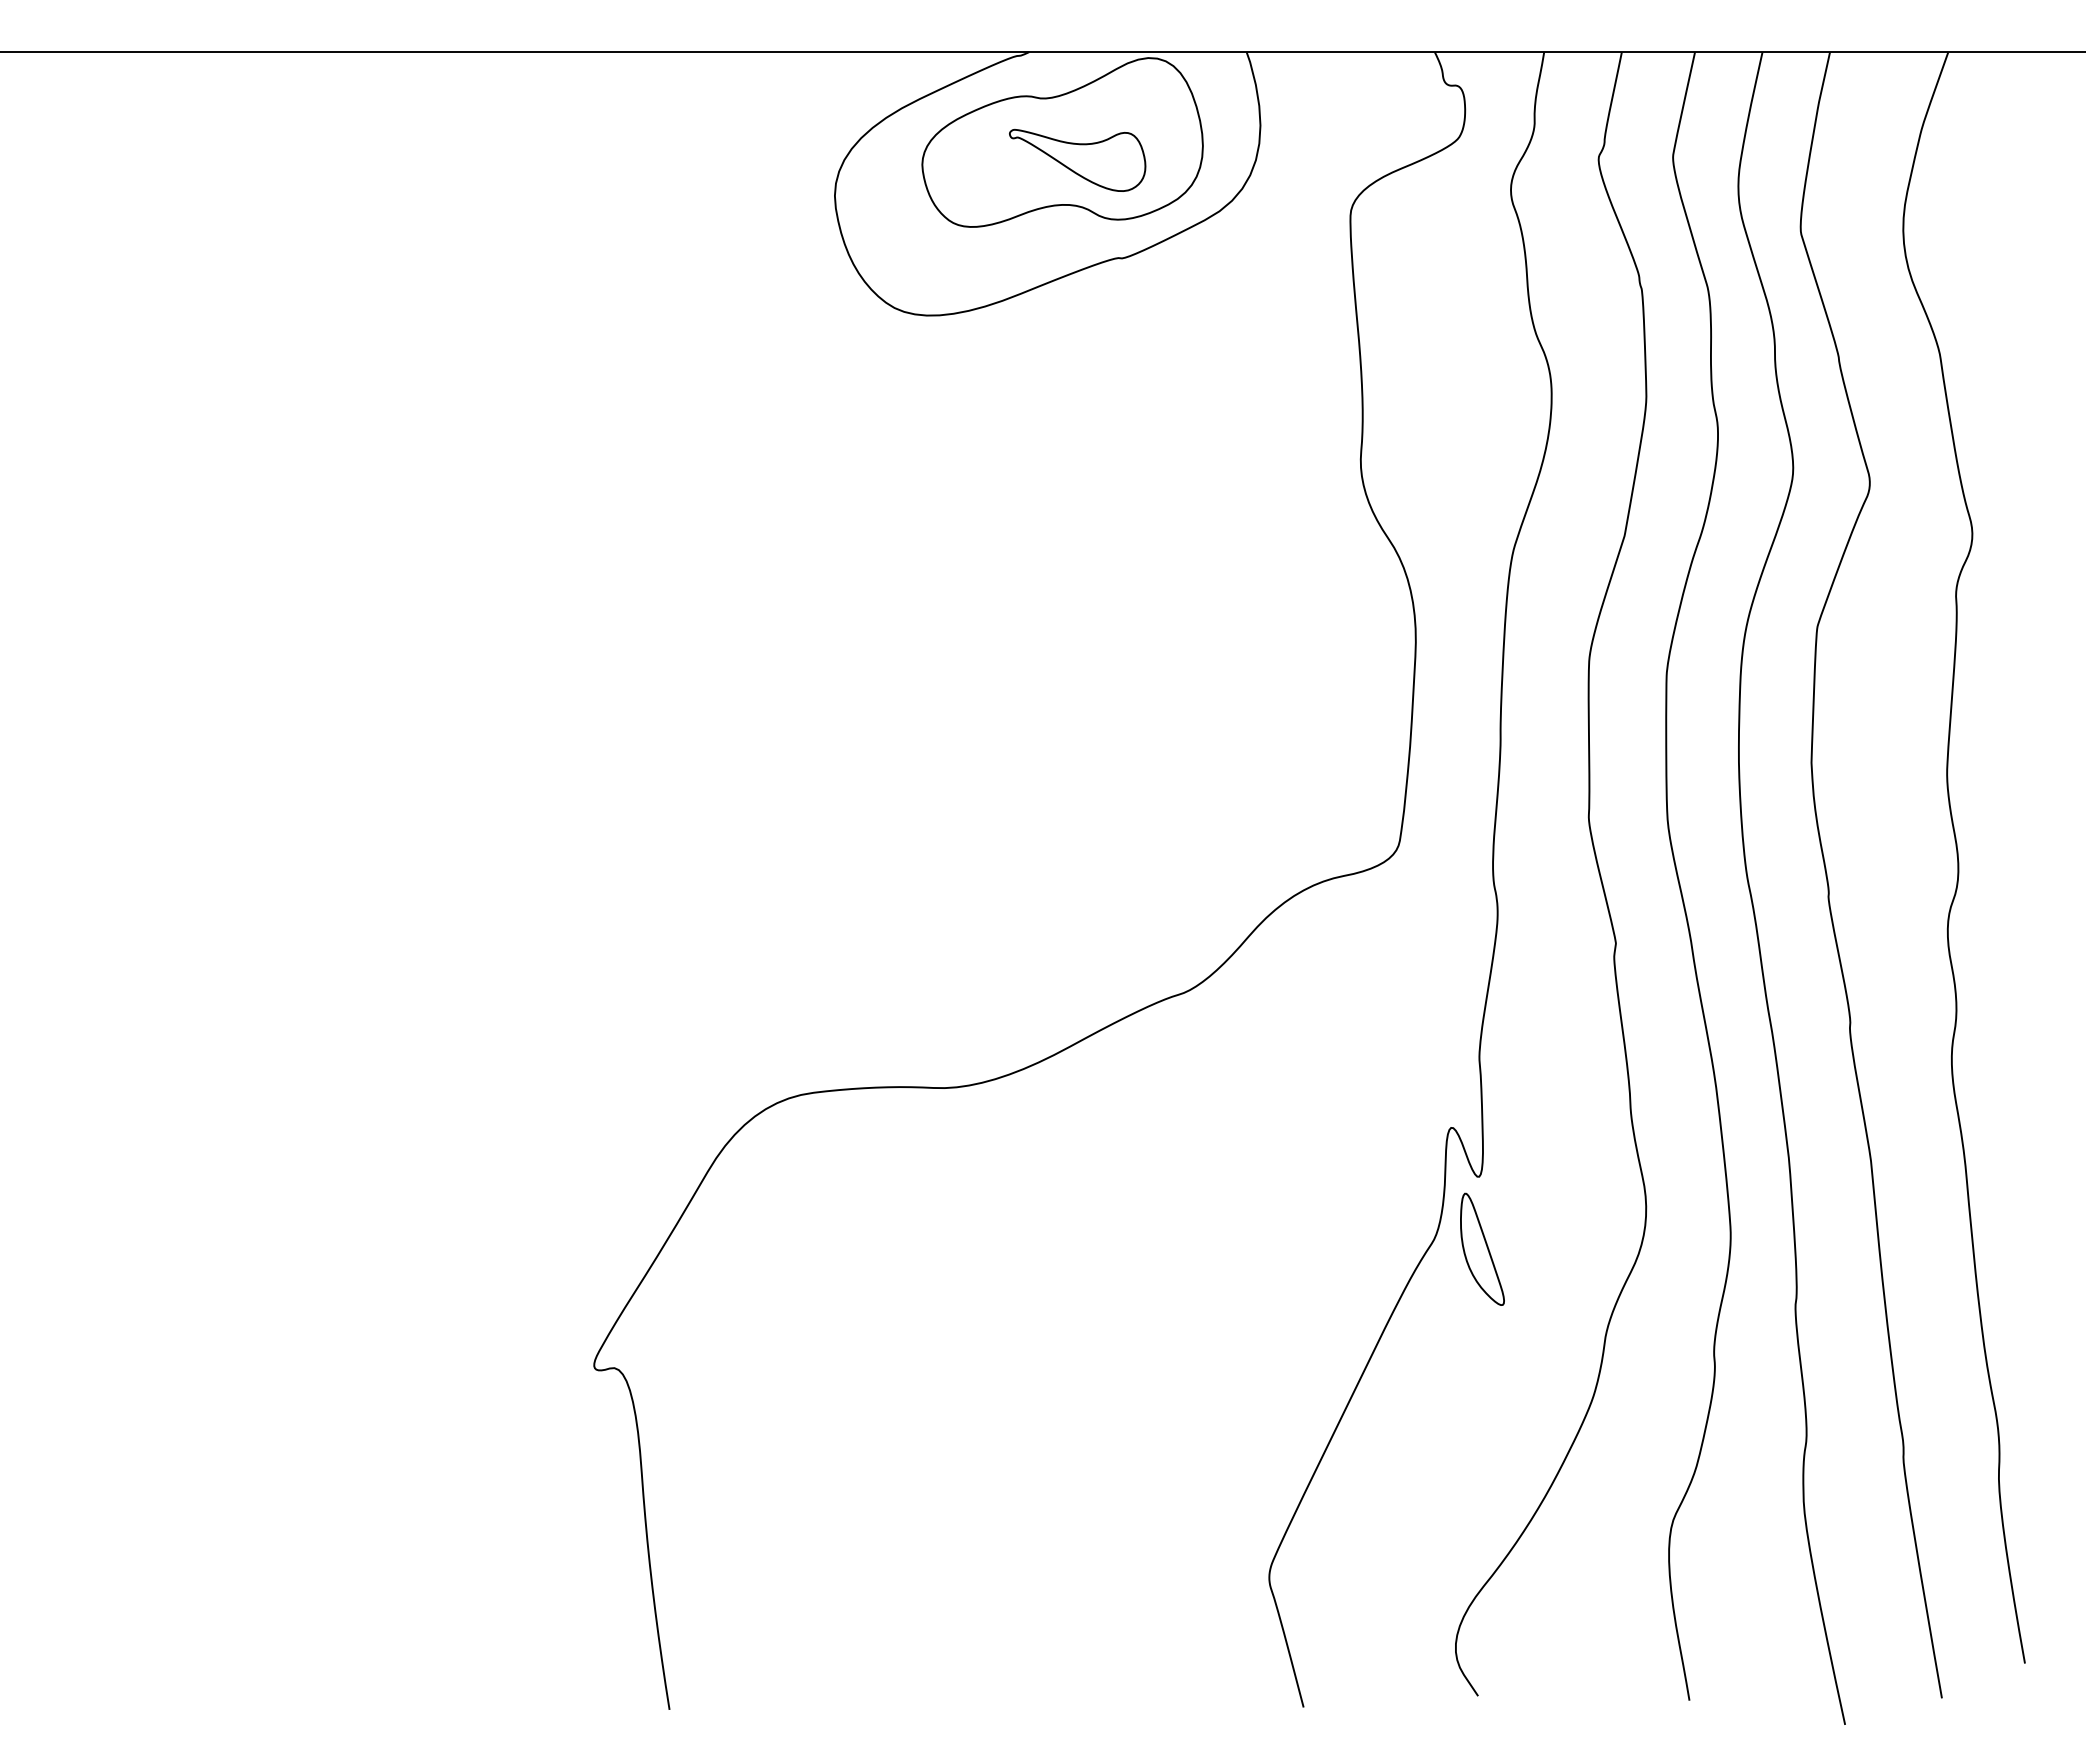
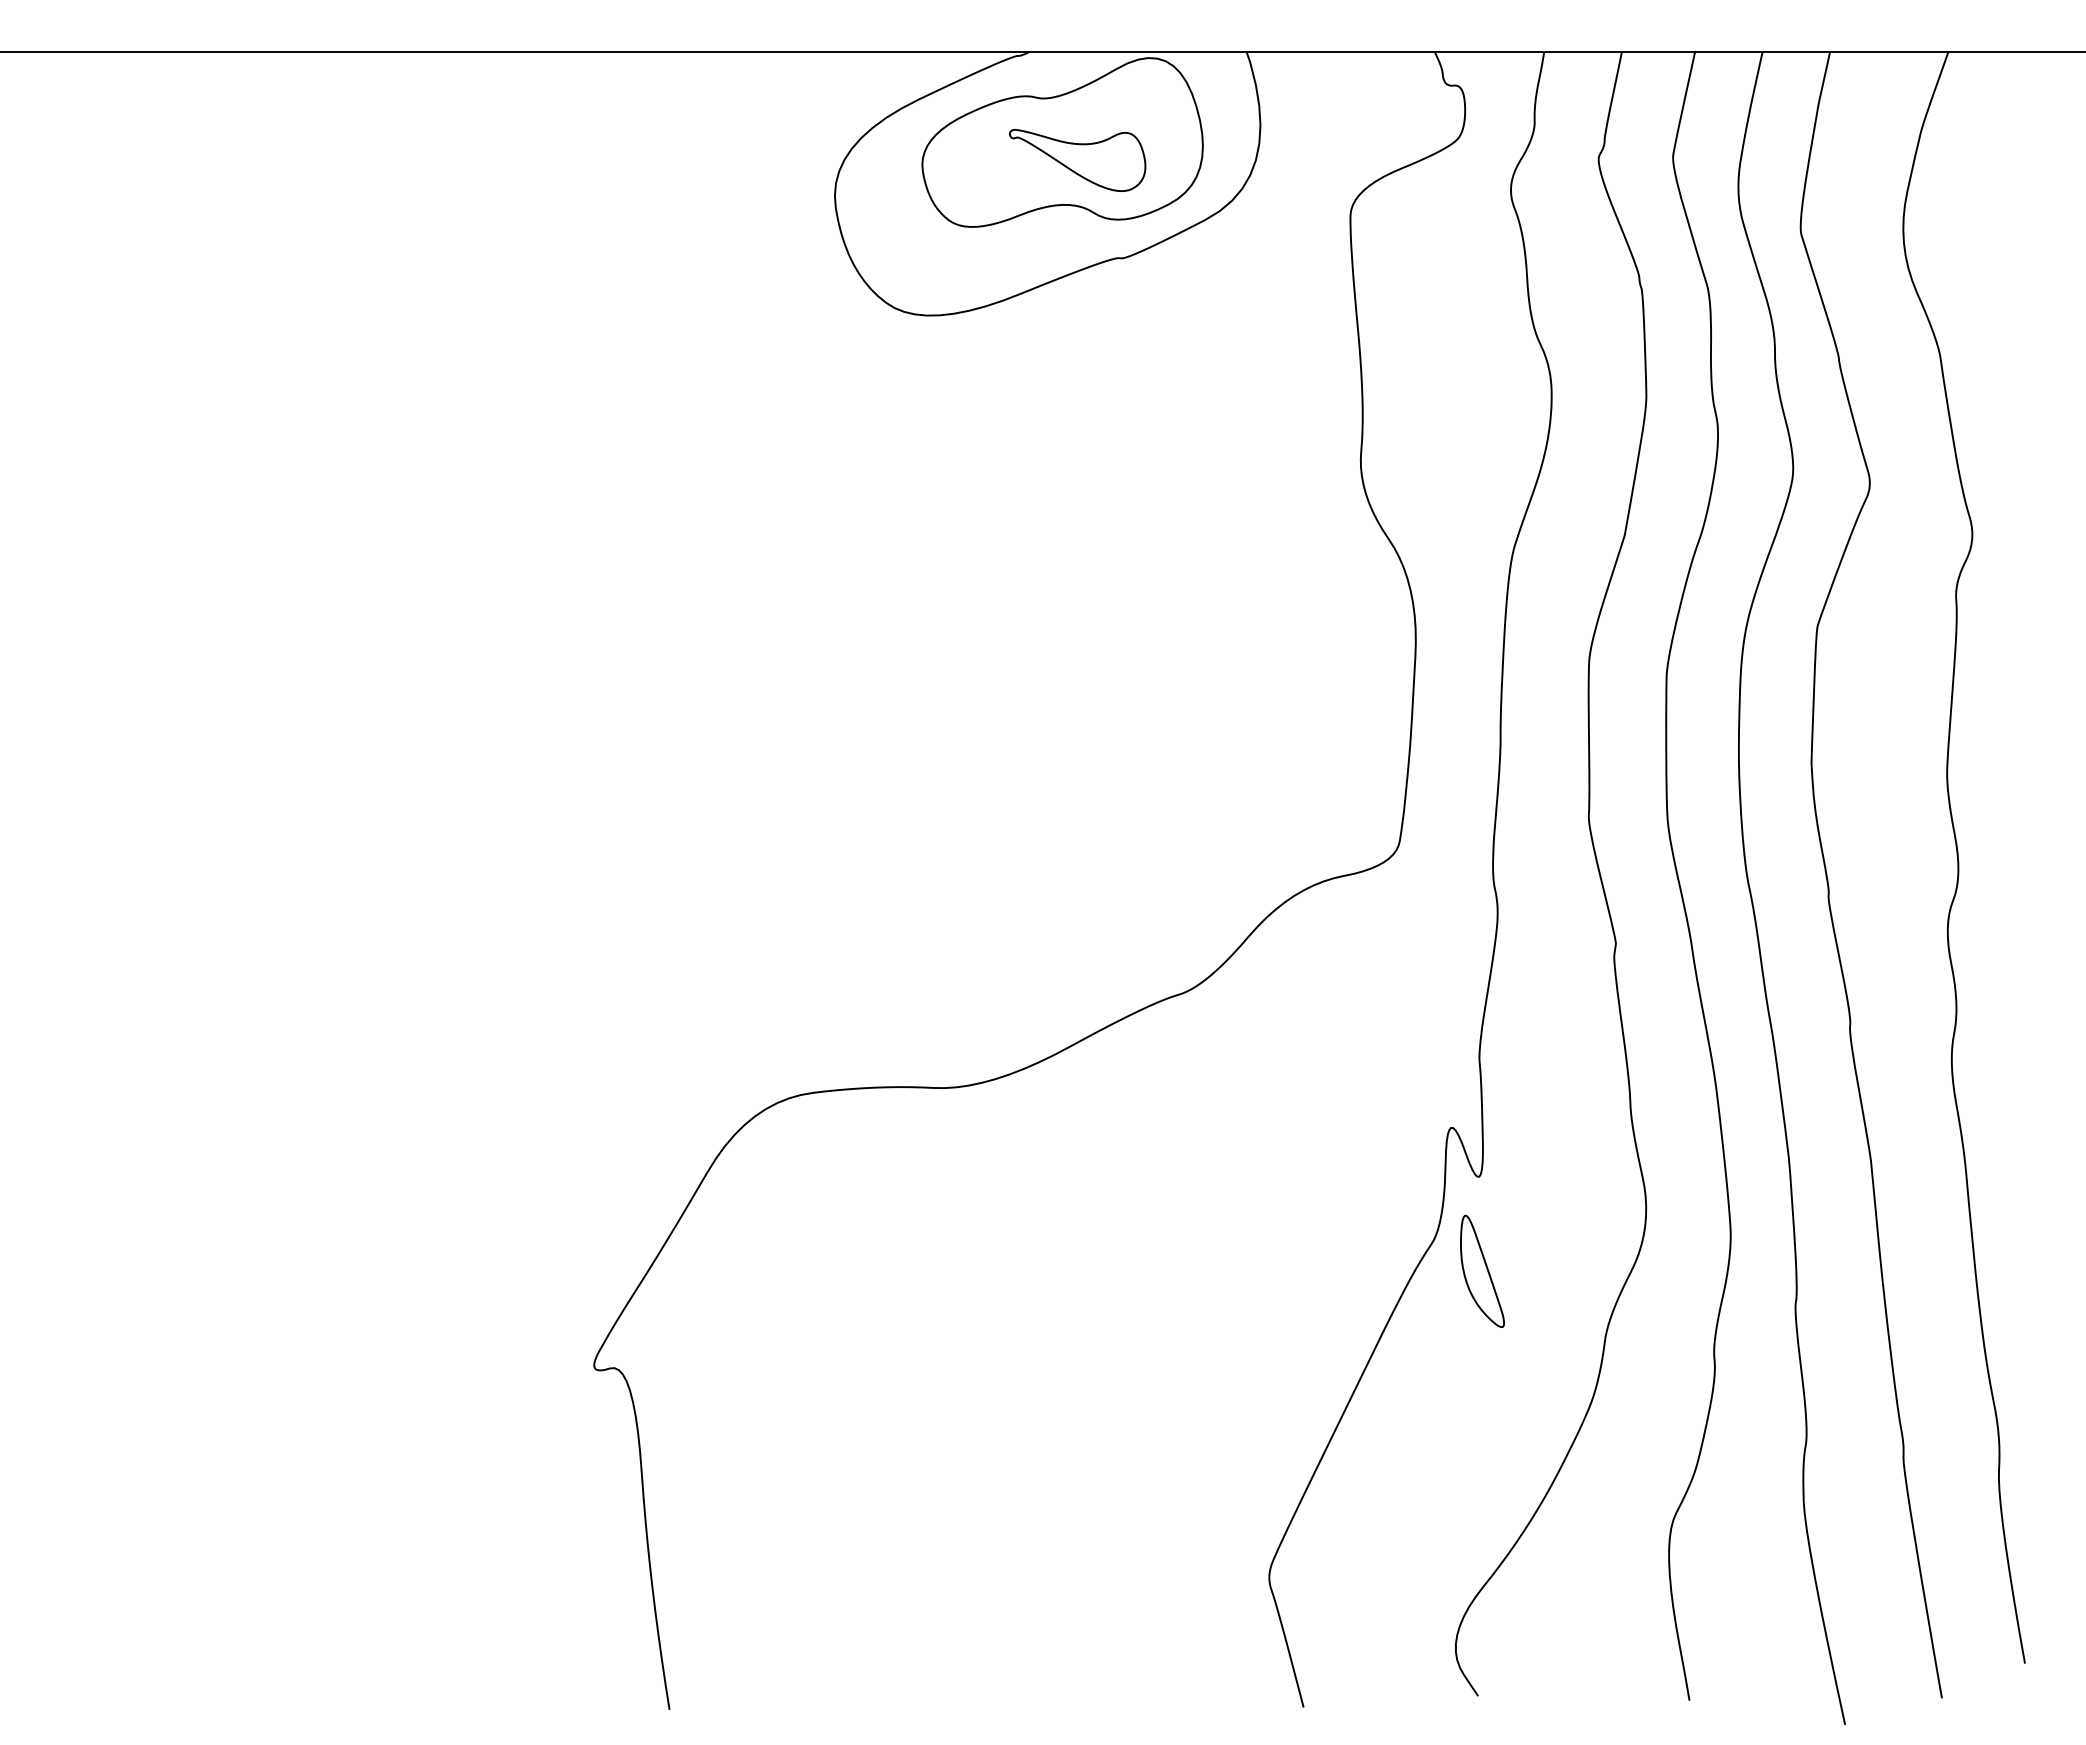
part position: (1482, 1248) -> (1482, 1270) (1482, 1270)
